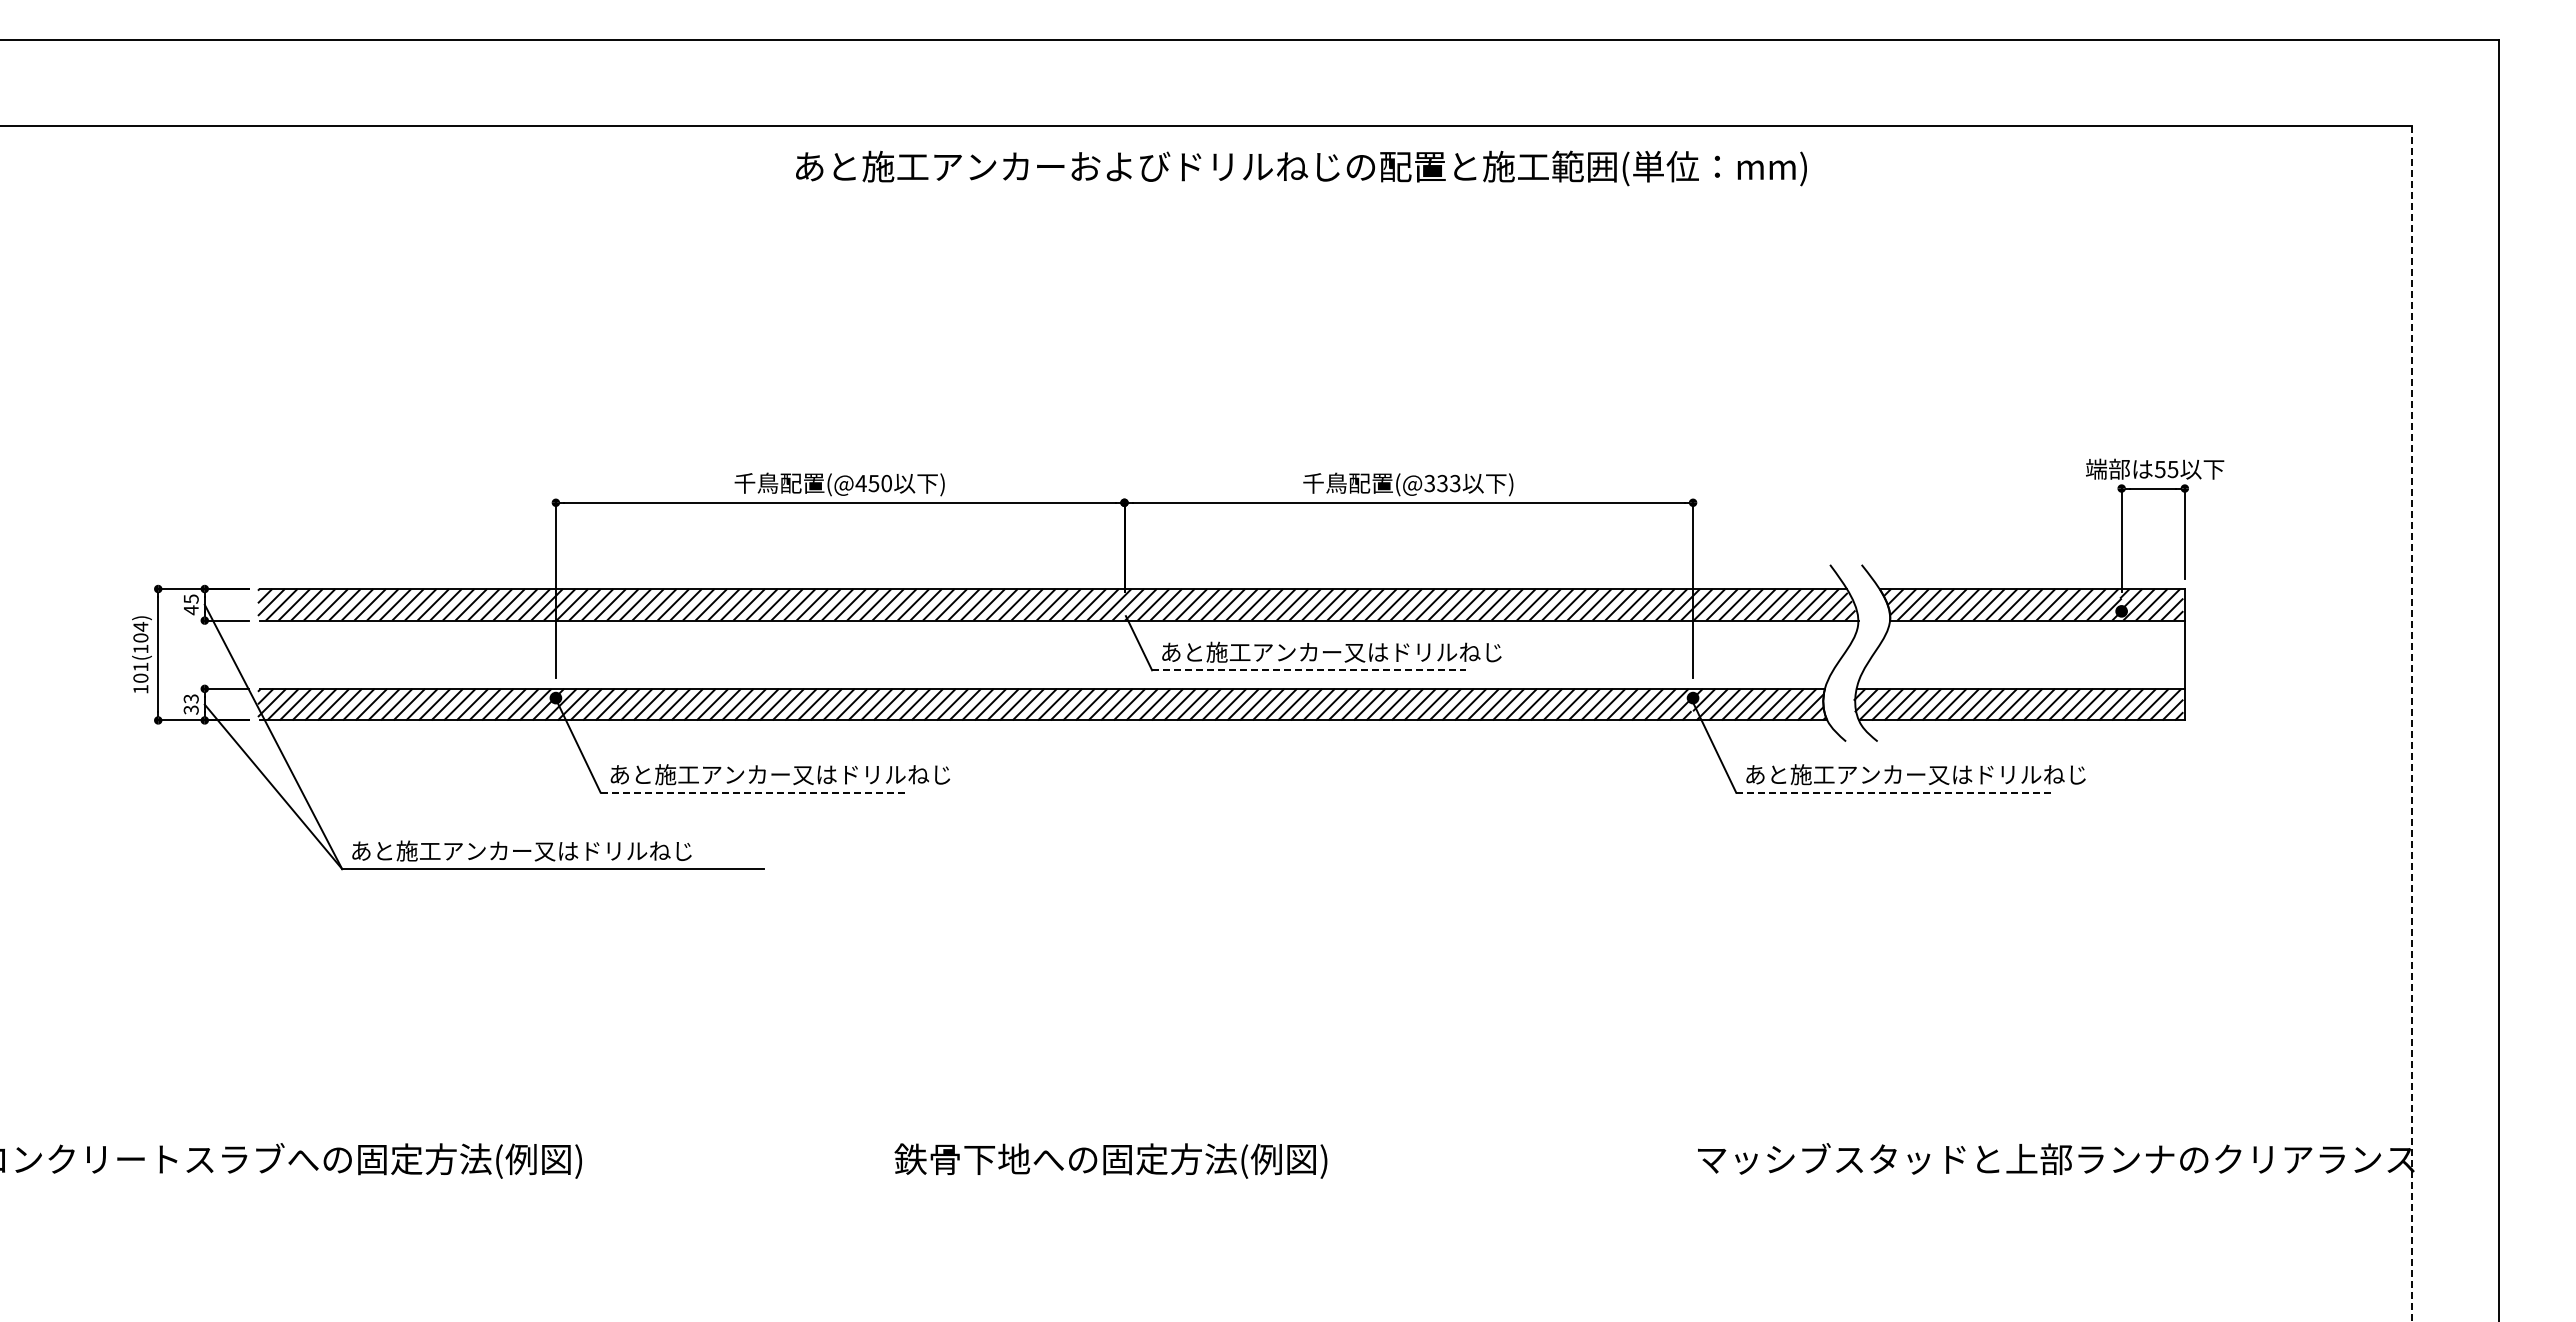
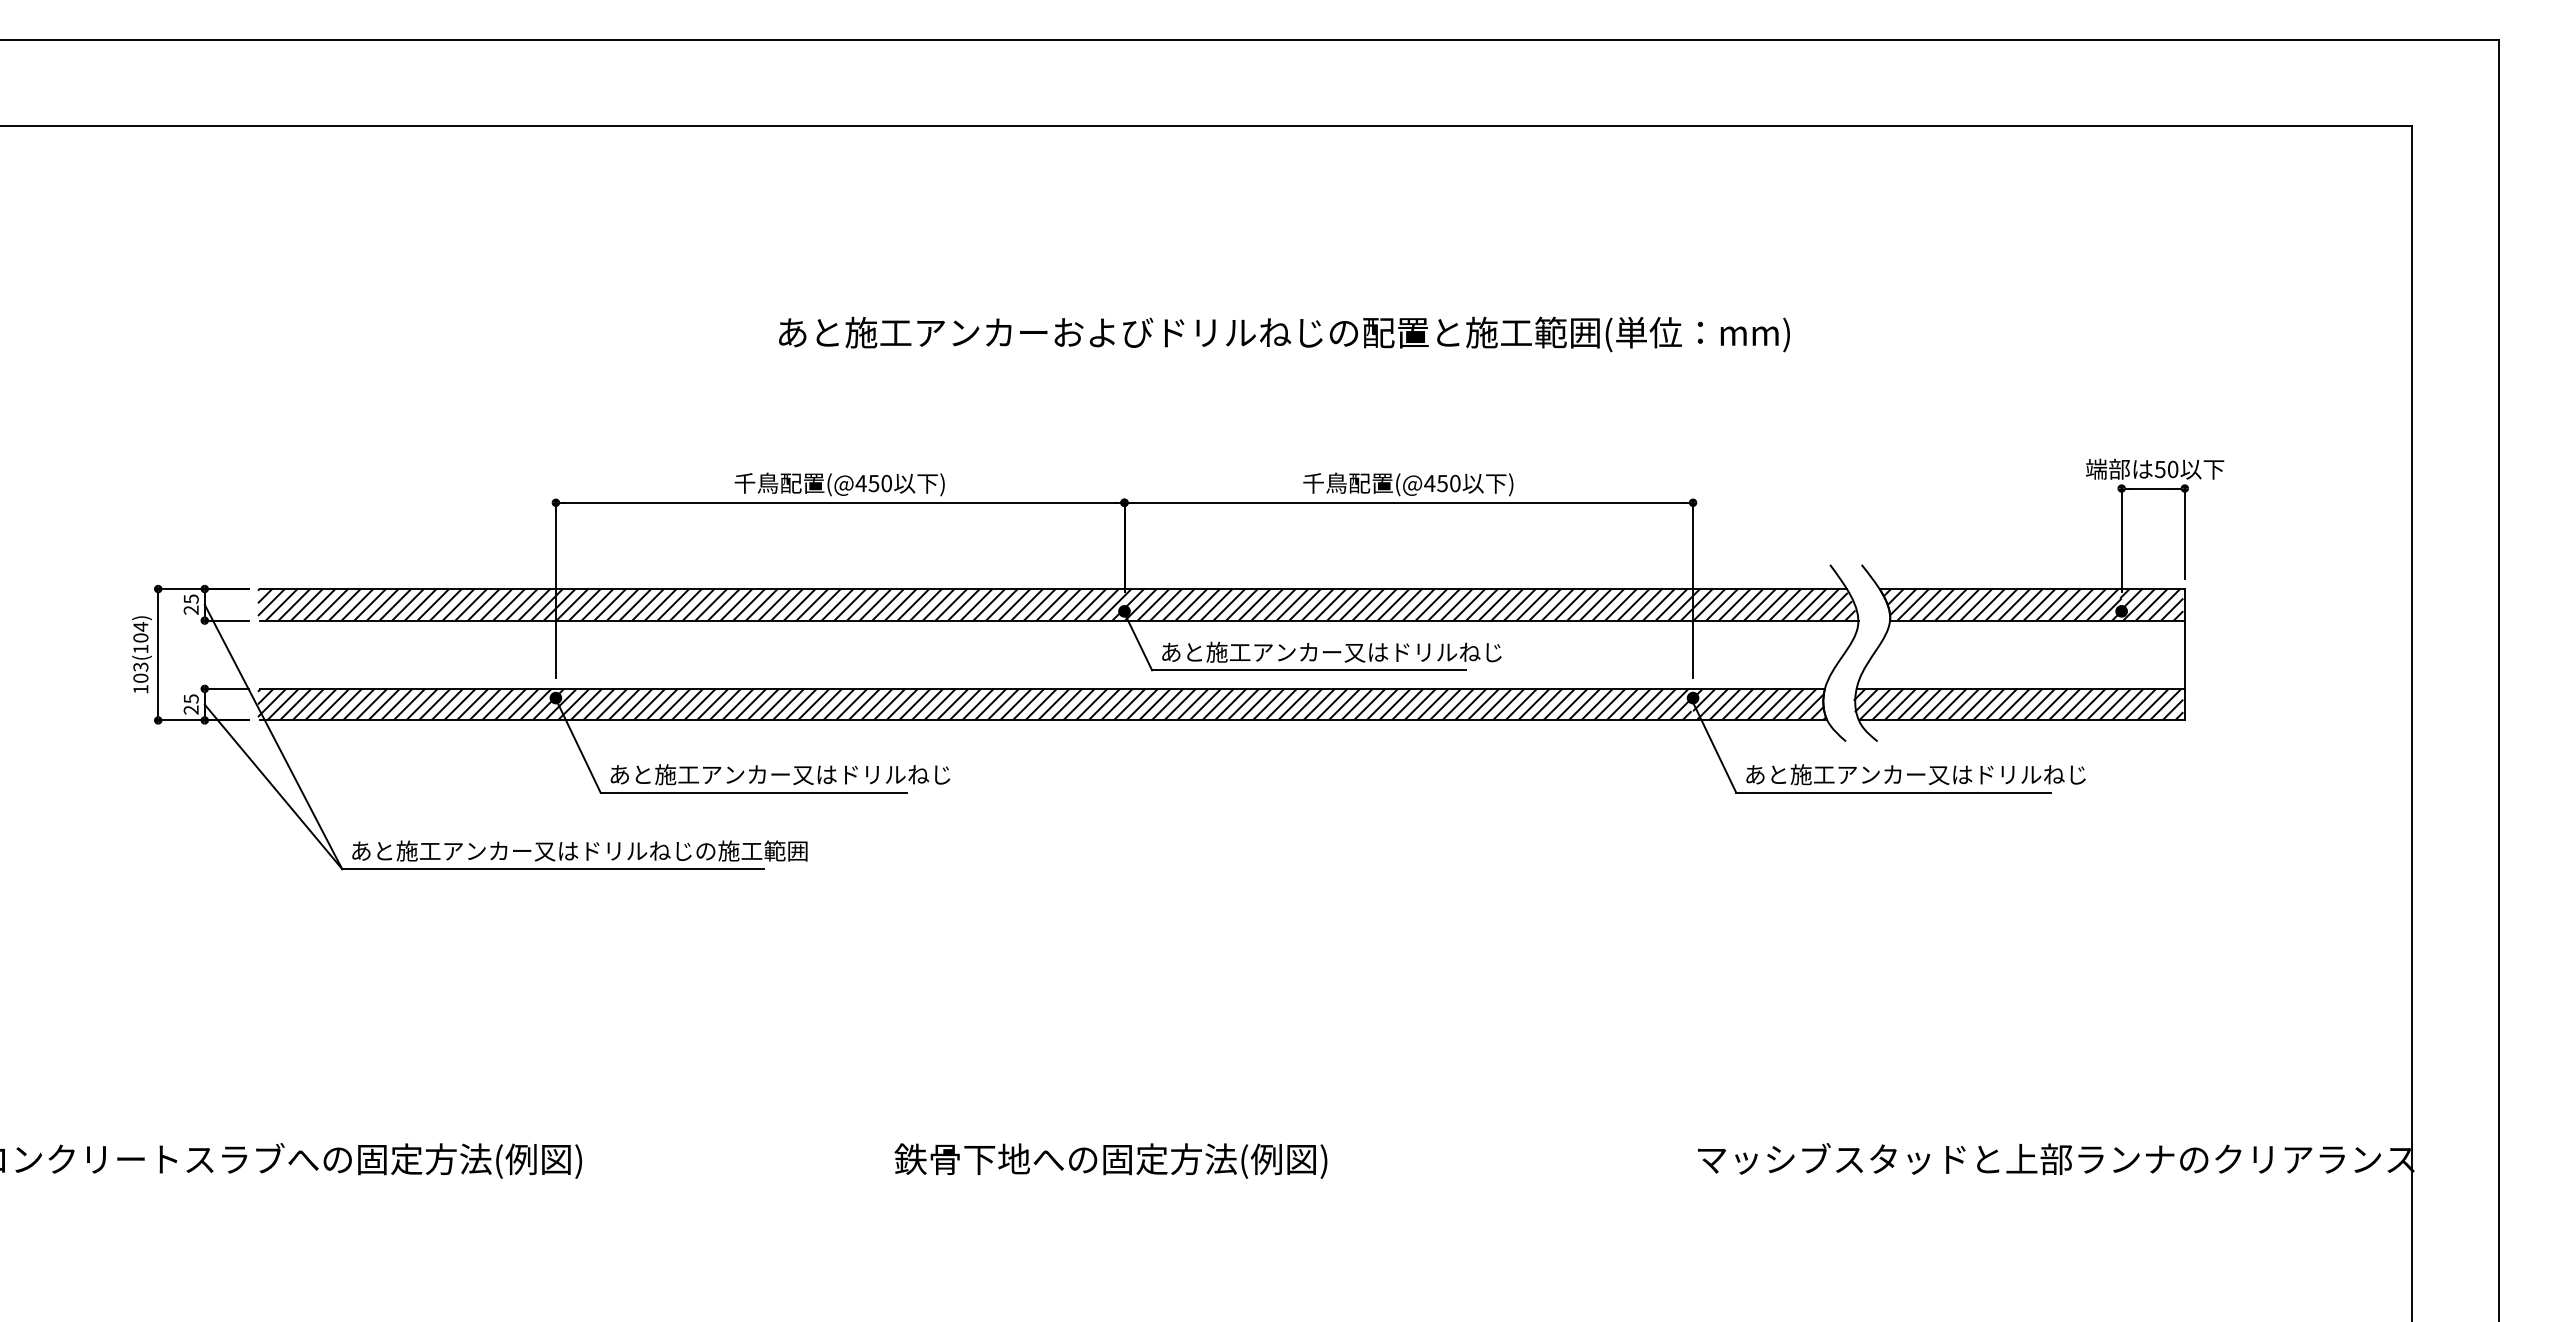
text position: (1301, 168) -> (1284, 334) (1284, 334)
text: 55 -> 50 (2172, 469)
text: (@333 -> (@450 (1442, 483)
text: 45 -> 25 (190, 610)
fill: none -> present (1124, 611)
text: 101(104) -> 103(104) (140, 666)
line: dashed -> solid (1309, 670)
text: 33 -> 25 (190, 704)
line: dashed -> solid (2411, 724)
line: dashed -> solid (754, 792)
line: dashed -> solid (1893, 792)
text: あと施工アンカー又はドリルねじ -> あと施工アンカー又はドリルねじの施工範囲 (751, 850)
